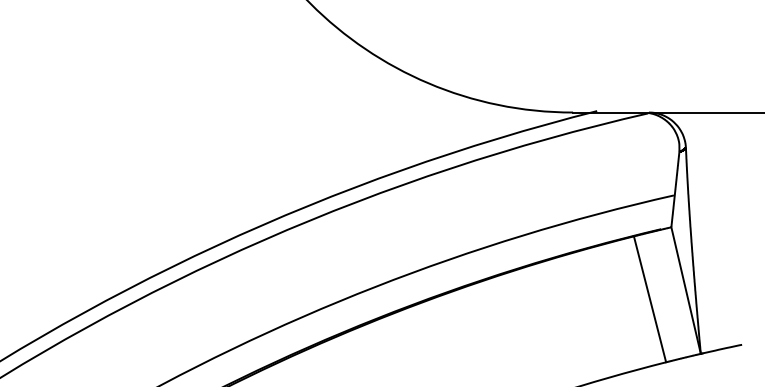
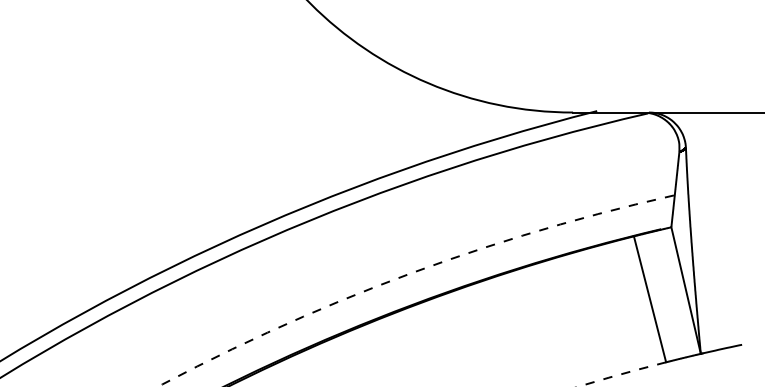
arc: solid -> dashed (409, 274)
arc: solid -> dashed (621, 374)
